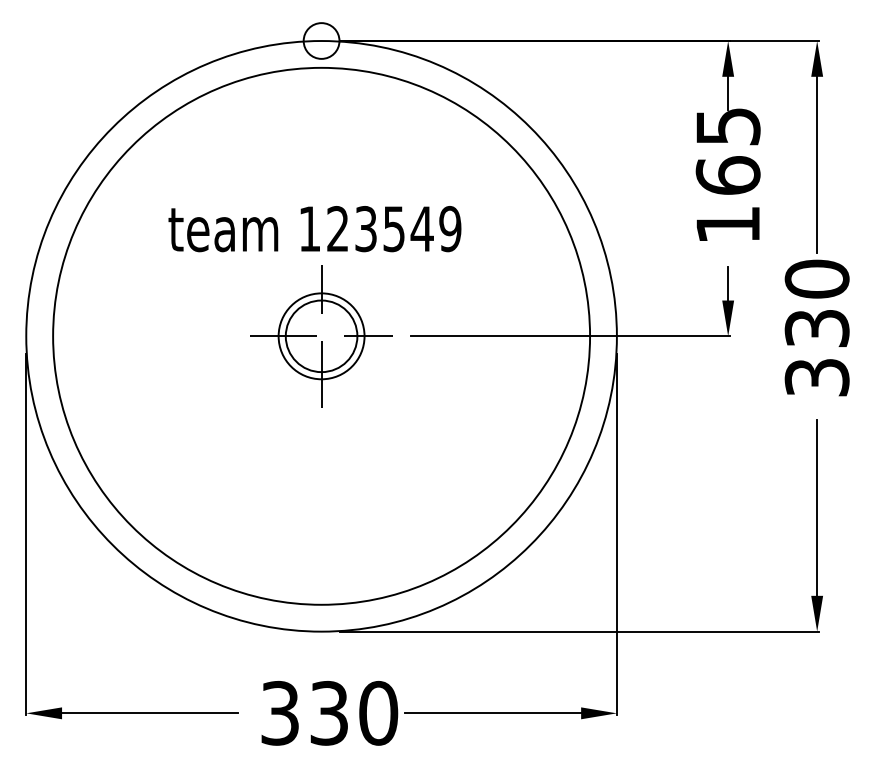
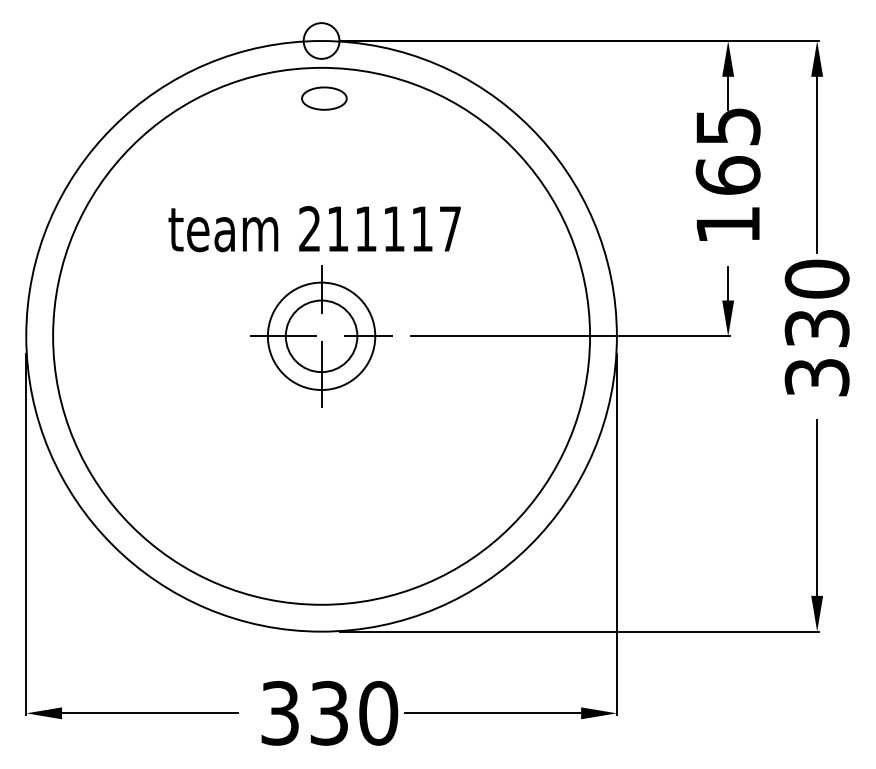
part: none -> present (324, 98)
text: 123549 -> 211117 (380, 229)
circle diameter: 86 px -> 107 px (321, 336)
